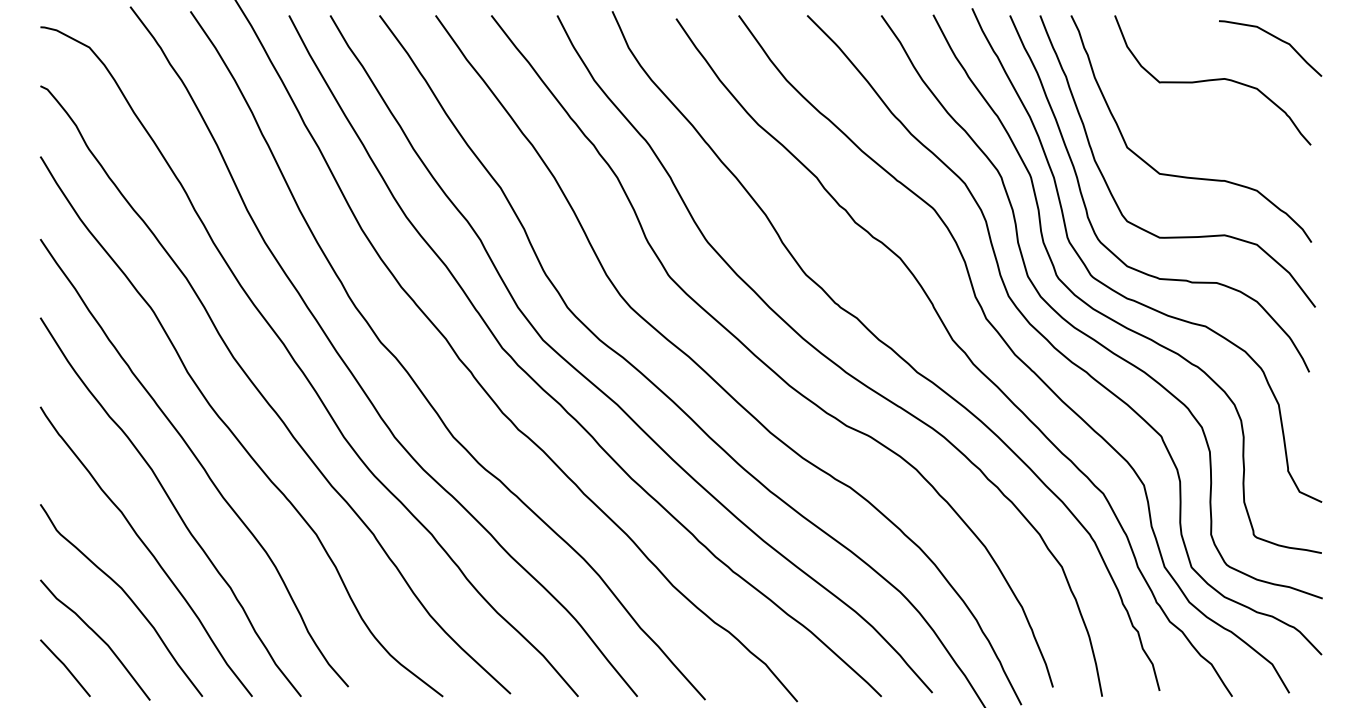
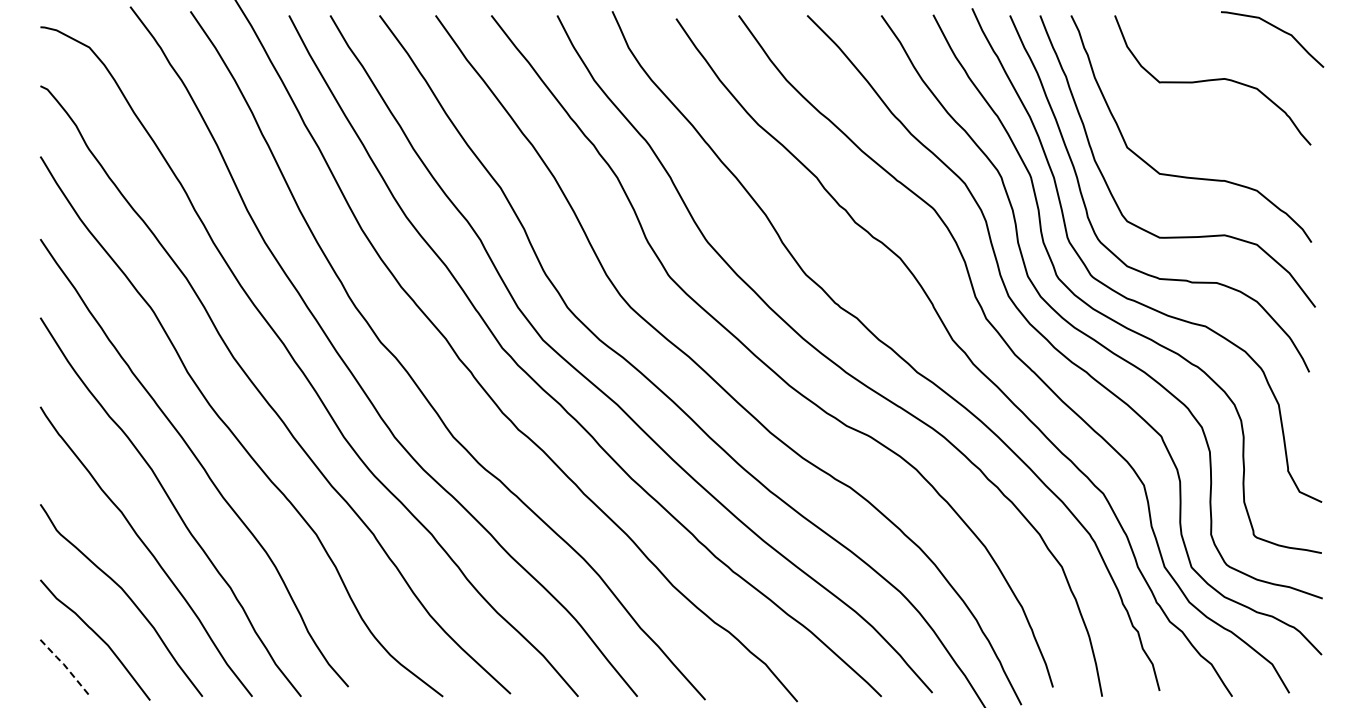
curve position: (1275, 38) -> (1277, 29) (1277, 29)
line: solid -> dashed (65, 666)
